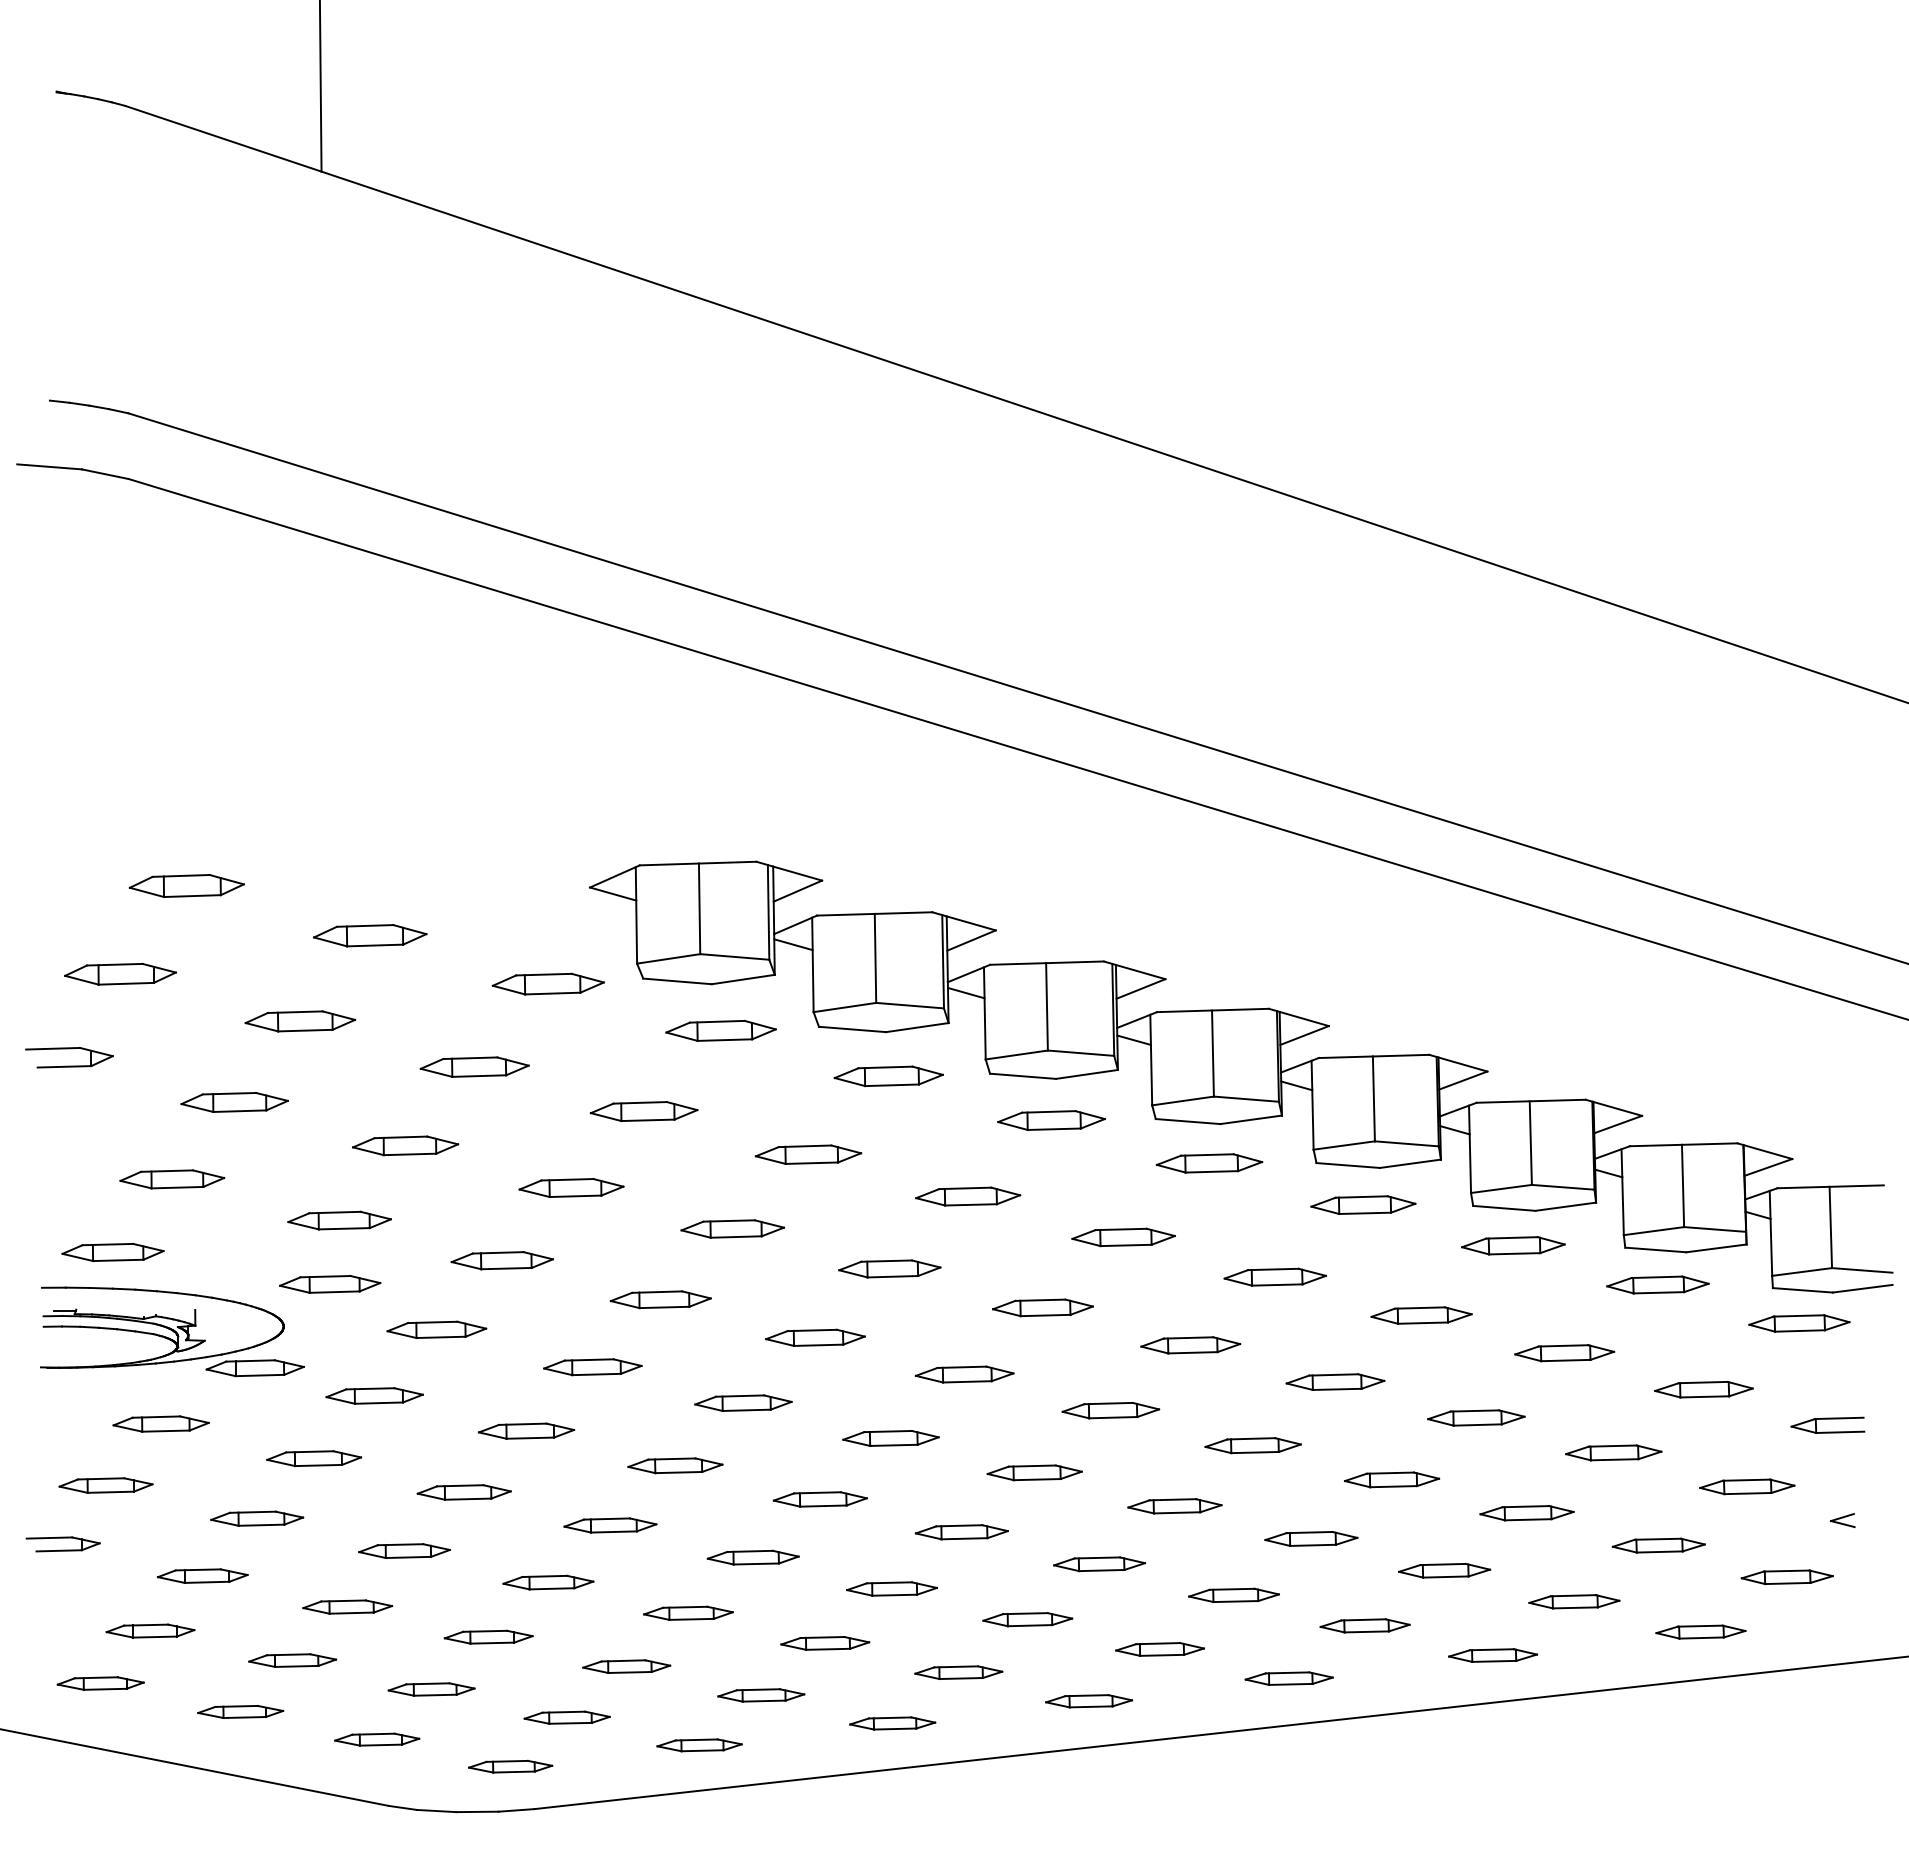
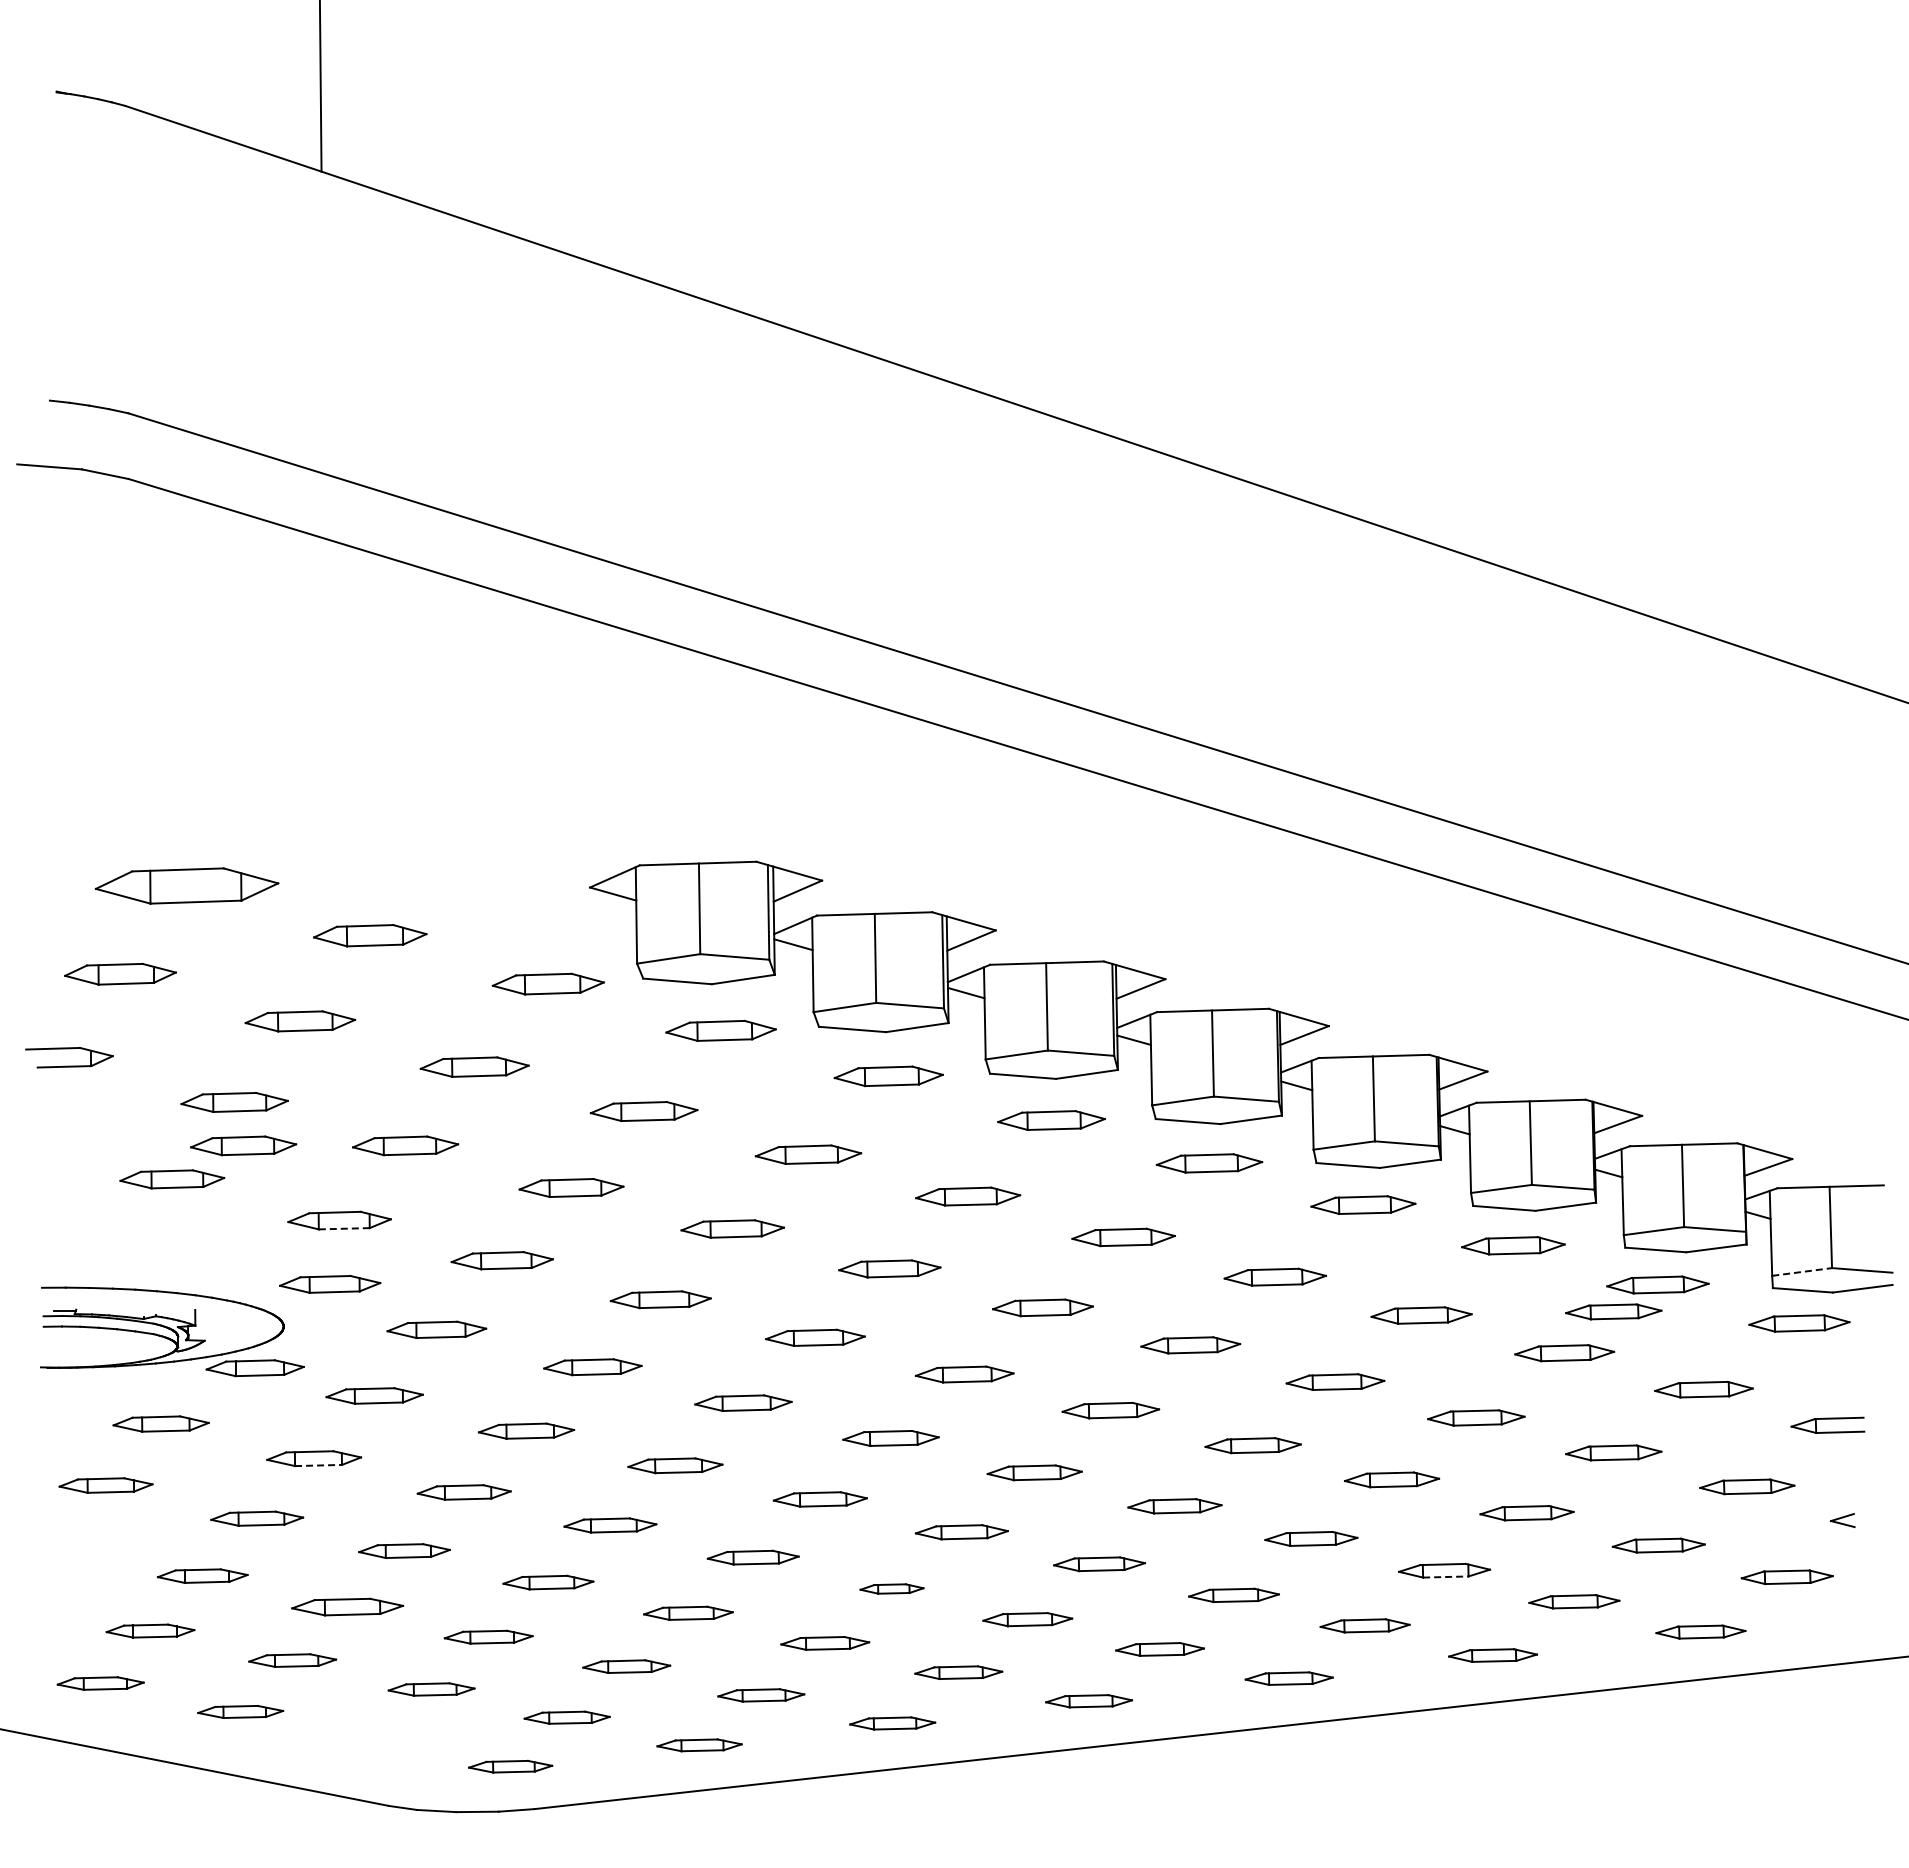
part size: 117x24 px -> 186x38 px (186, 885)
part: none -> present (243, 1145)
line: solid -> dashed (344, 1228)
part: present -> none (112, 1252)
line: solid -> dashed (1802, 1271)
part: none -> present (1613, 1311)
line: solid -> dashed (319, 1465)
part: present -> none (62, 1544)
line: solid -> dashed (1445, 1577)
part size: 92x16 px -> 66x12 px (891, 1588)
part size: 92x16 px -> 114x20 px (347, 1606)
part: present -> none (377, 1739)
